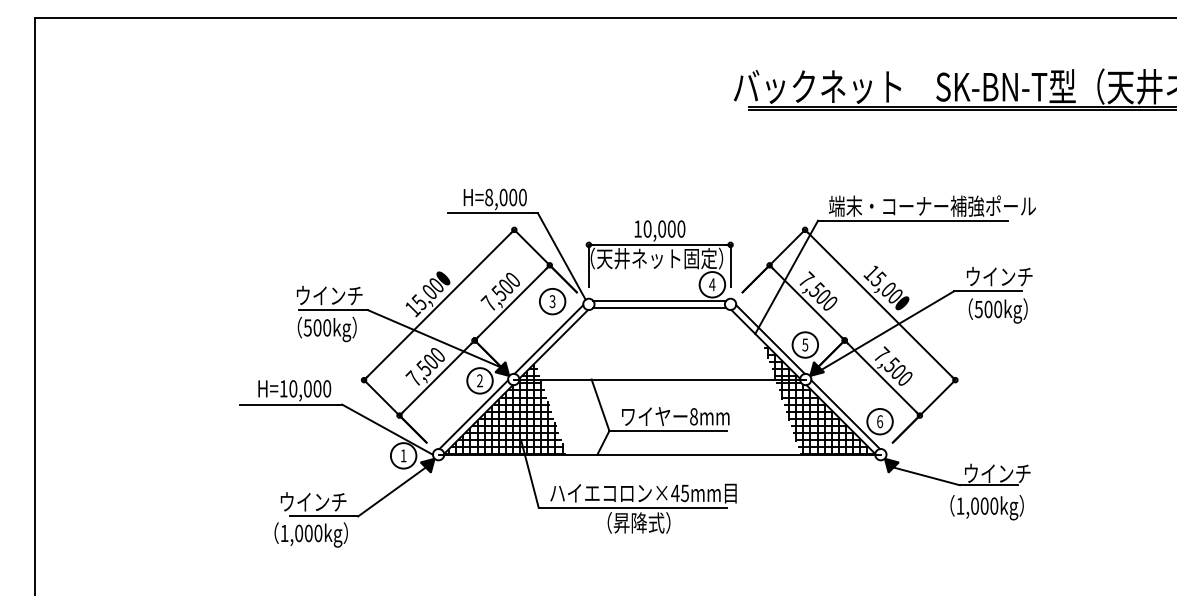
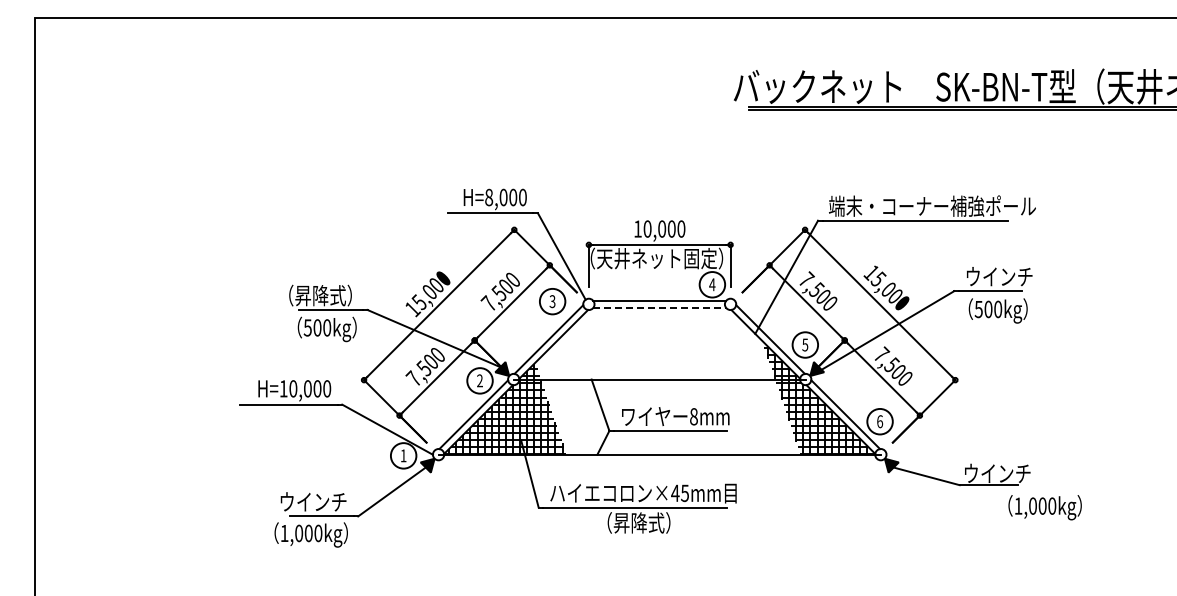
text: ウインチ -> （昇降式） (325, 295)
line: solid -> dashed (660, 307)
text position: (986, 507) -> (1044, 507) (1044, 507)
